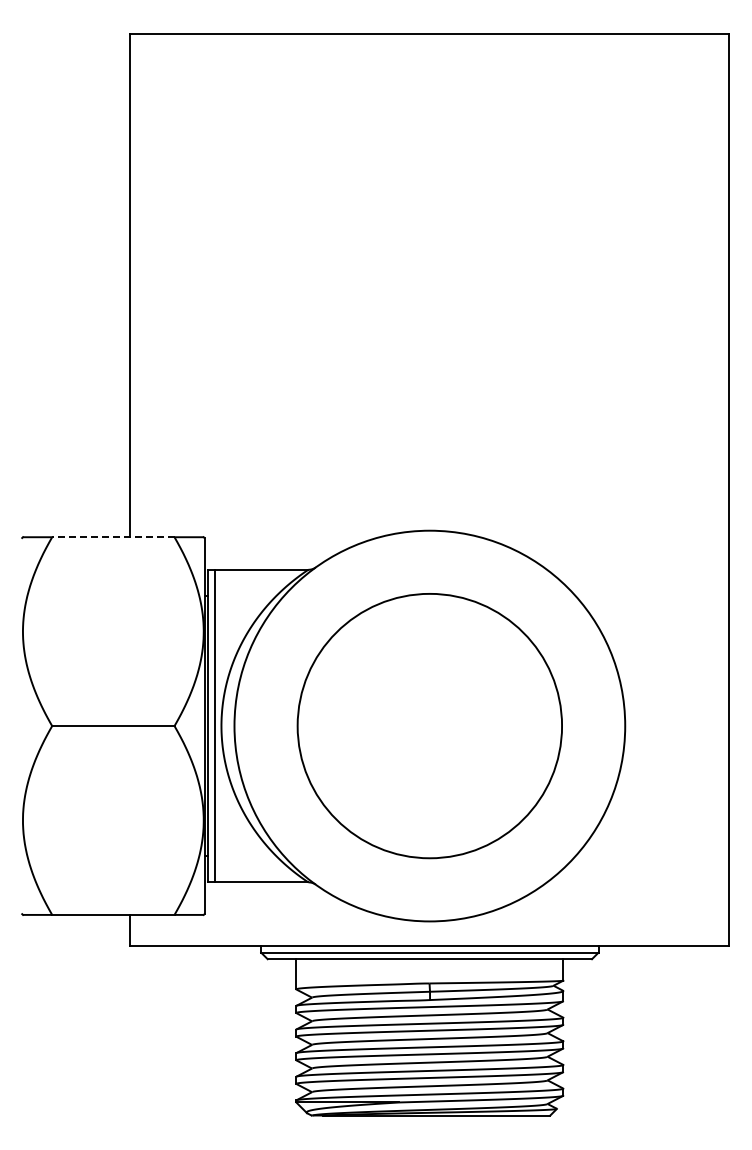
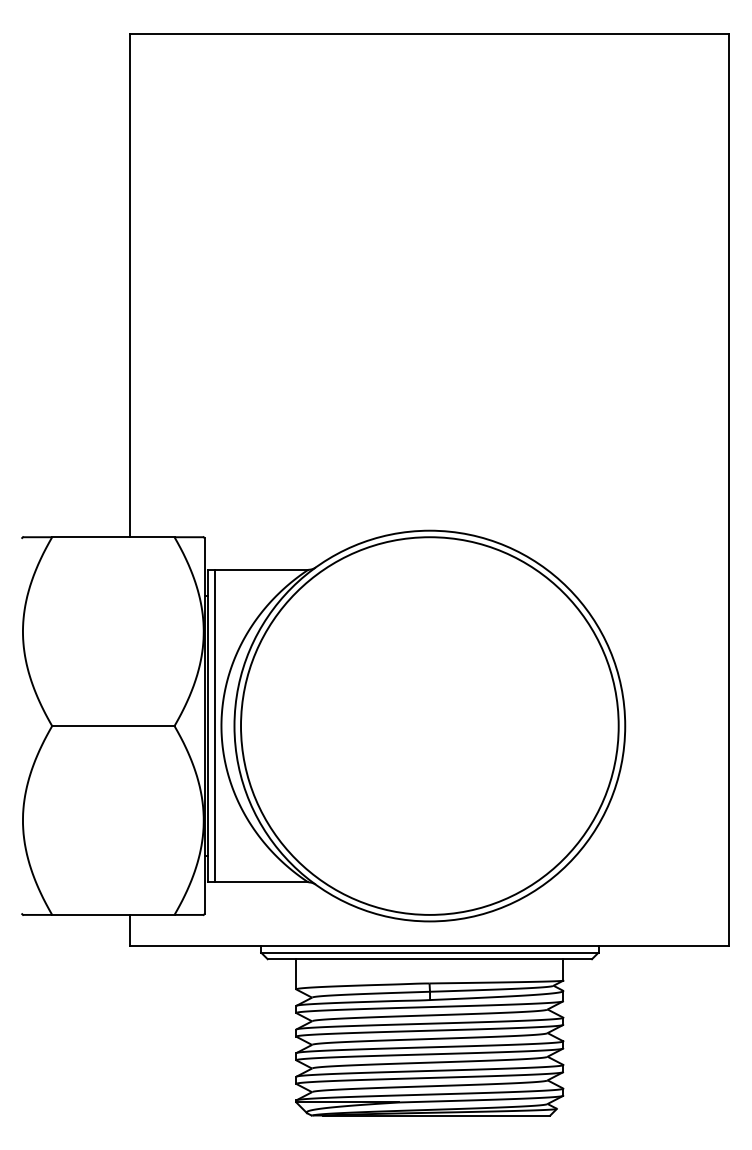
line: dashed -> solid (112, 537)
circle diameter: 264 px -> 378 px (429, 725)
